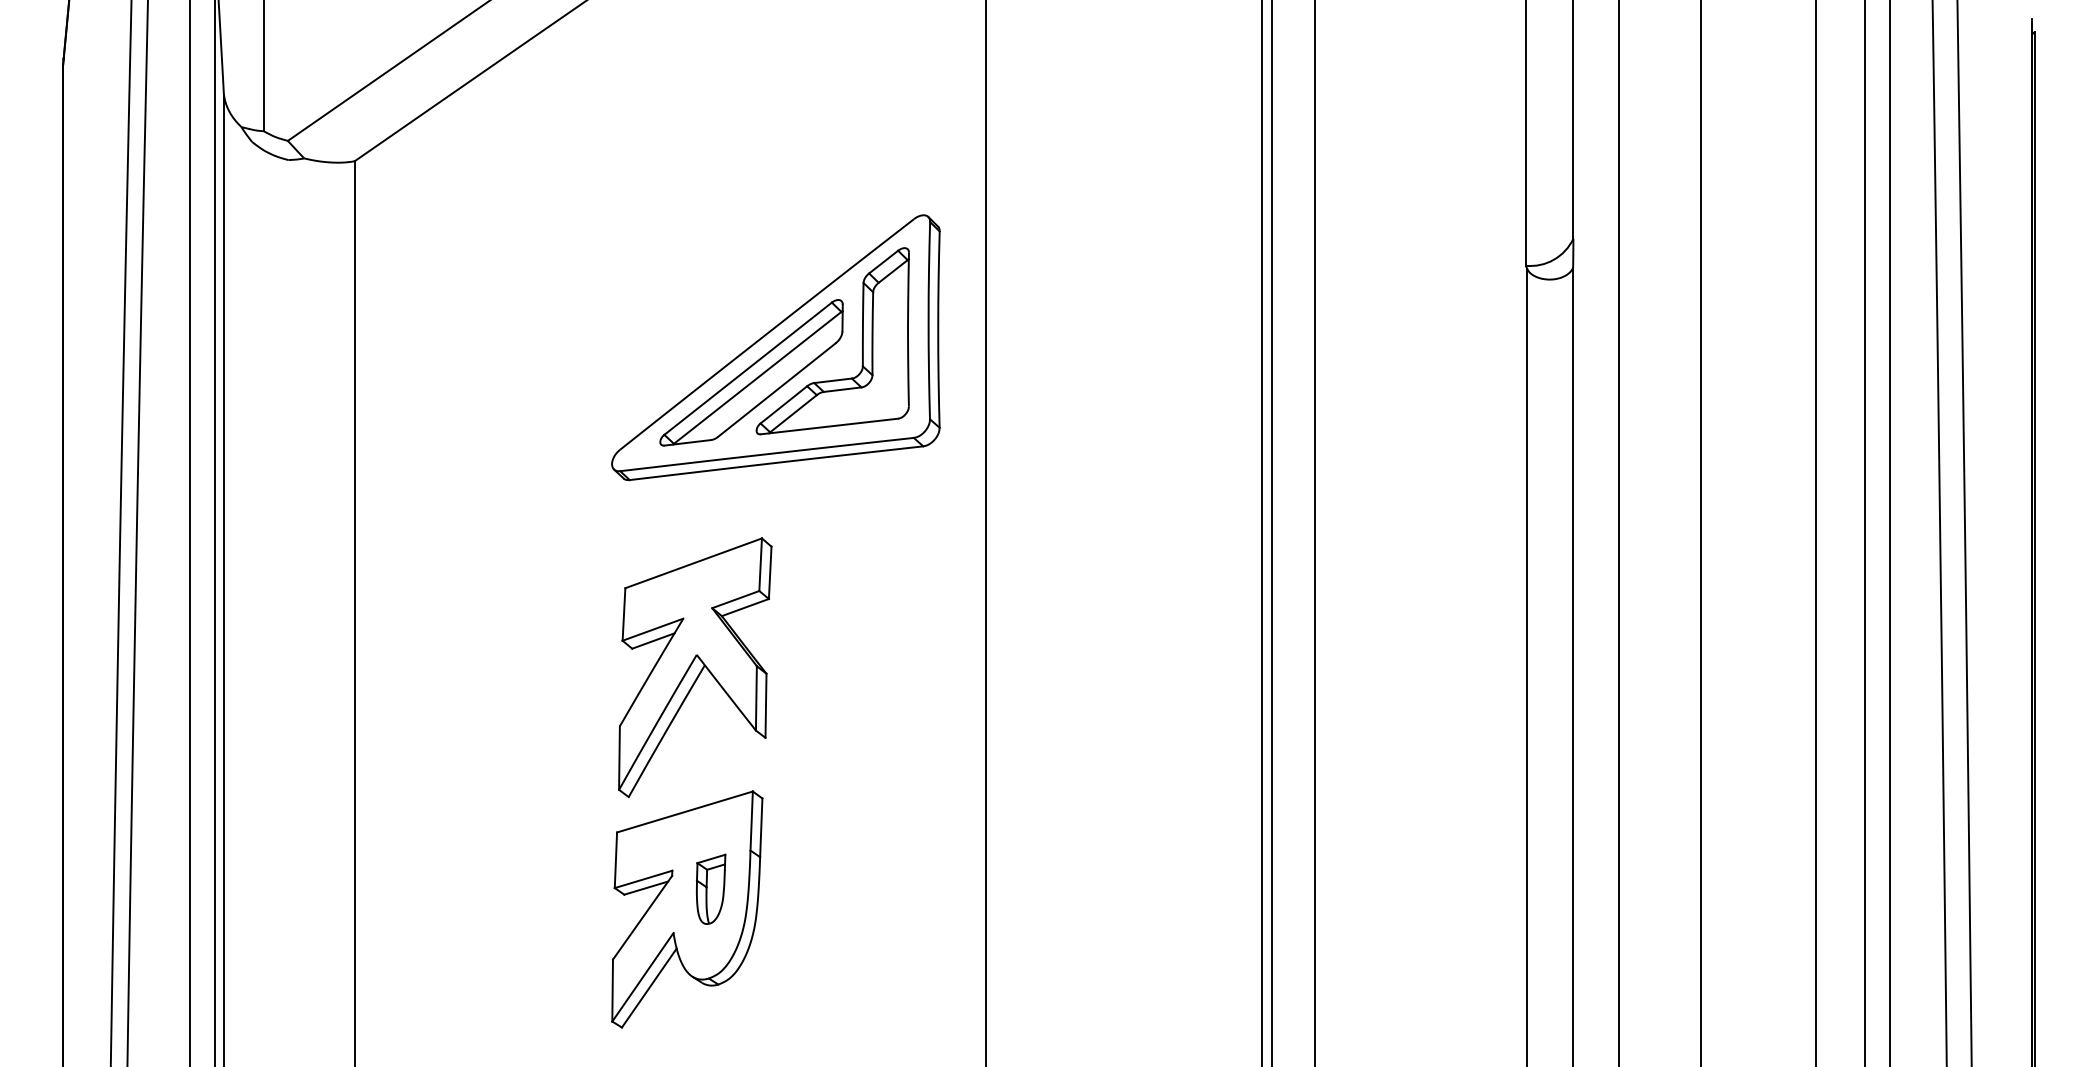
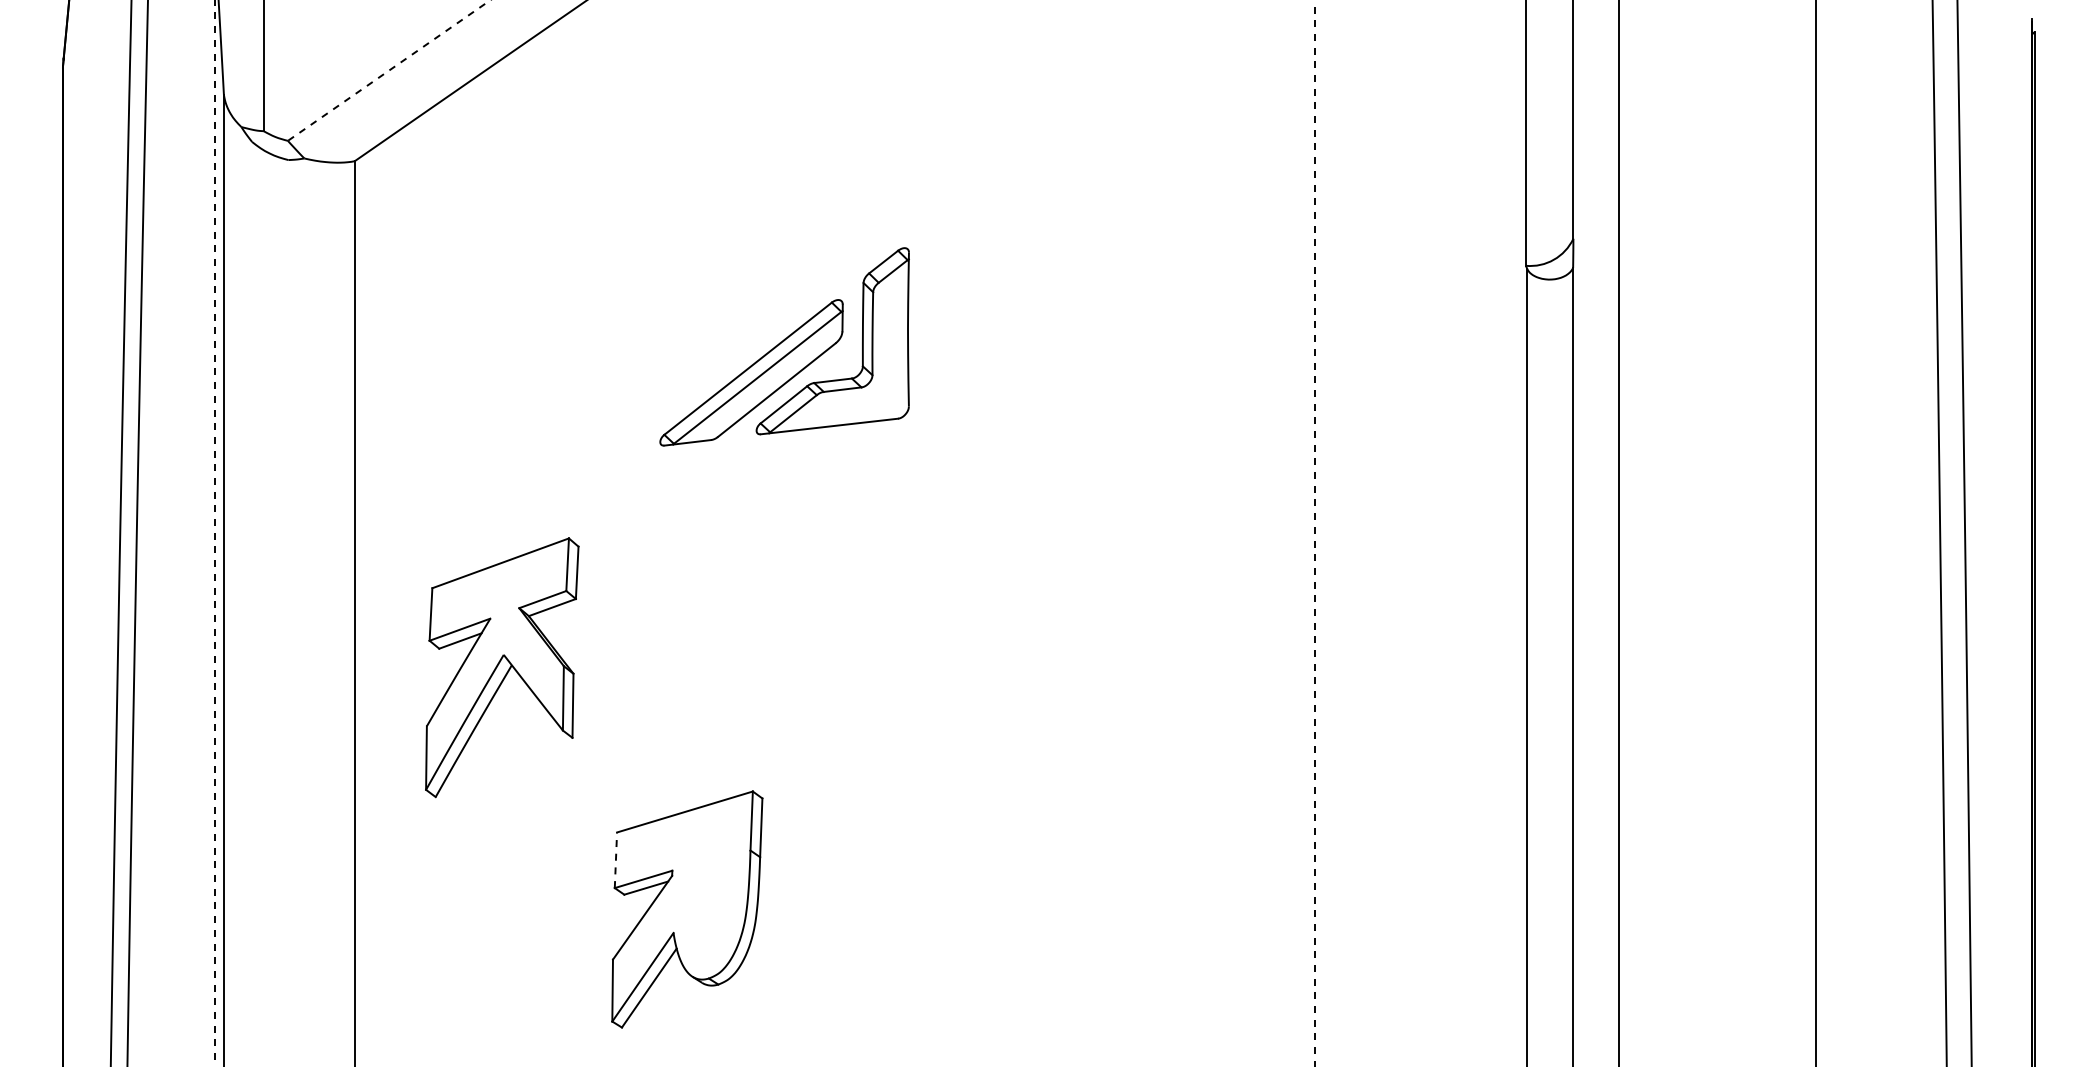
line: solid -> dashed (388, 70)
part: present -> none (775, 347)
line: present -> none (190, 532)
line: present -> none (986, 532)
line: present -> none (1262, 532)
line: present -> none (1271, 532)
line: present -> none (1700, 532)
line: present -> none (1864, 532)
line: present -> none (1890, 532)
line: solid -> dashed (215, 533)
line: solid -> dashed (1315, 533)
part position: (695, 667) -> (502, 667) (502, 667)
line: solid -> dashed (615, 860)
part: present -> none (711, 888)
